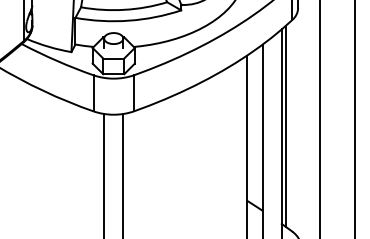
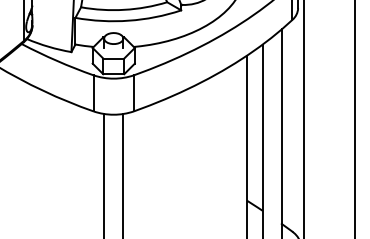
line position: (320, 118) -> (304, 118) (304, 118)
line: present -> none (285, 126)
